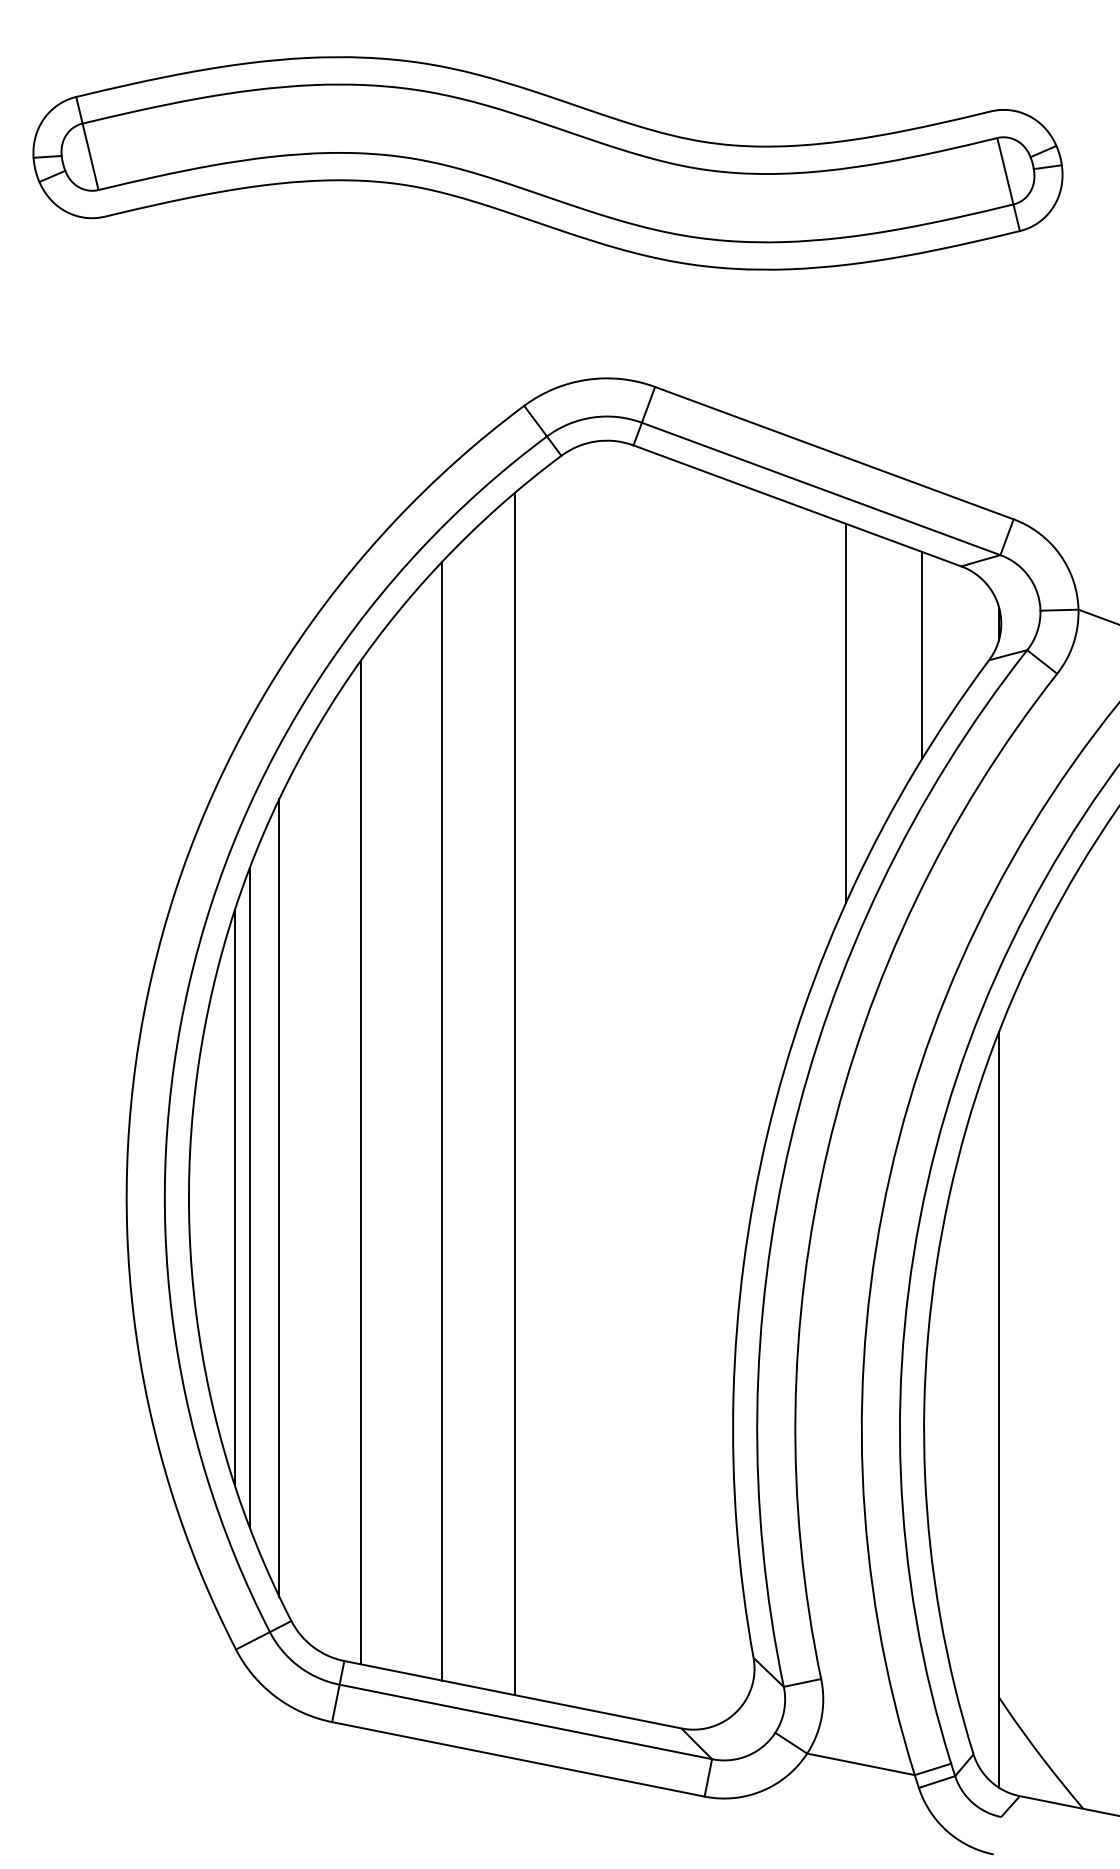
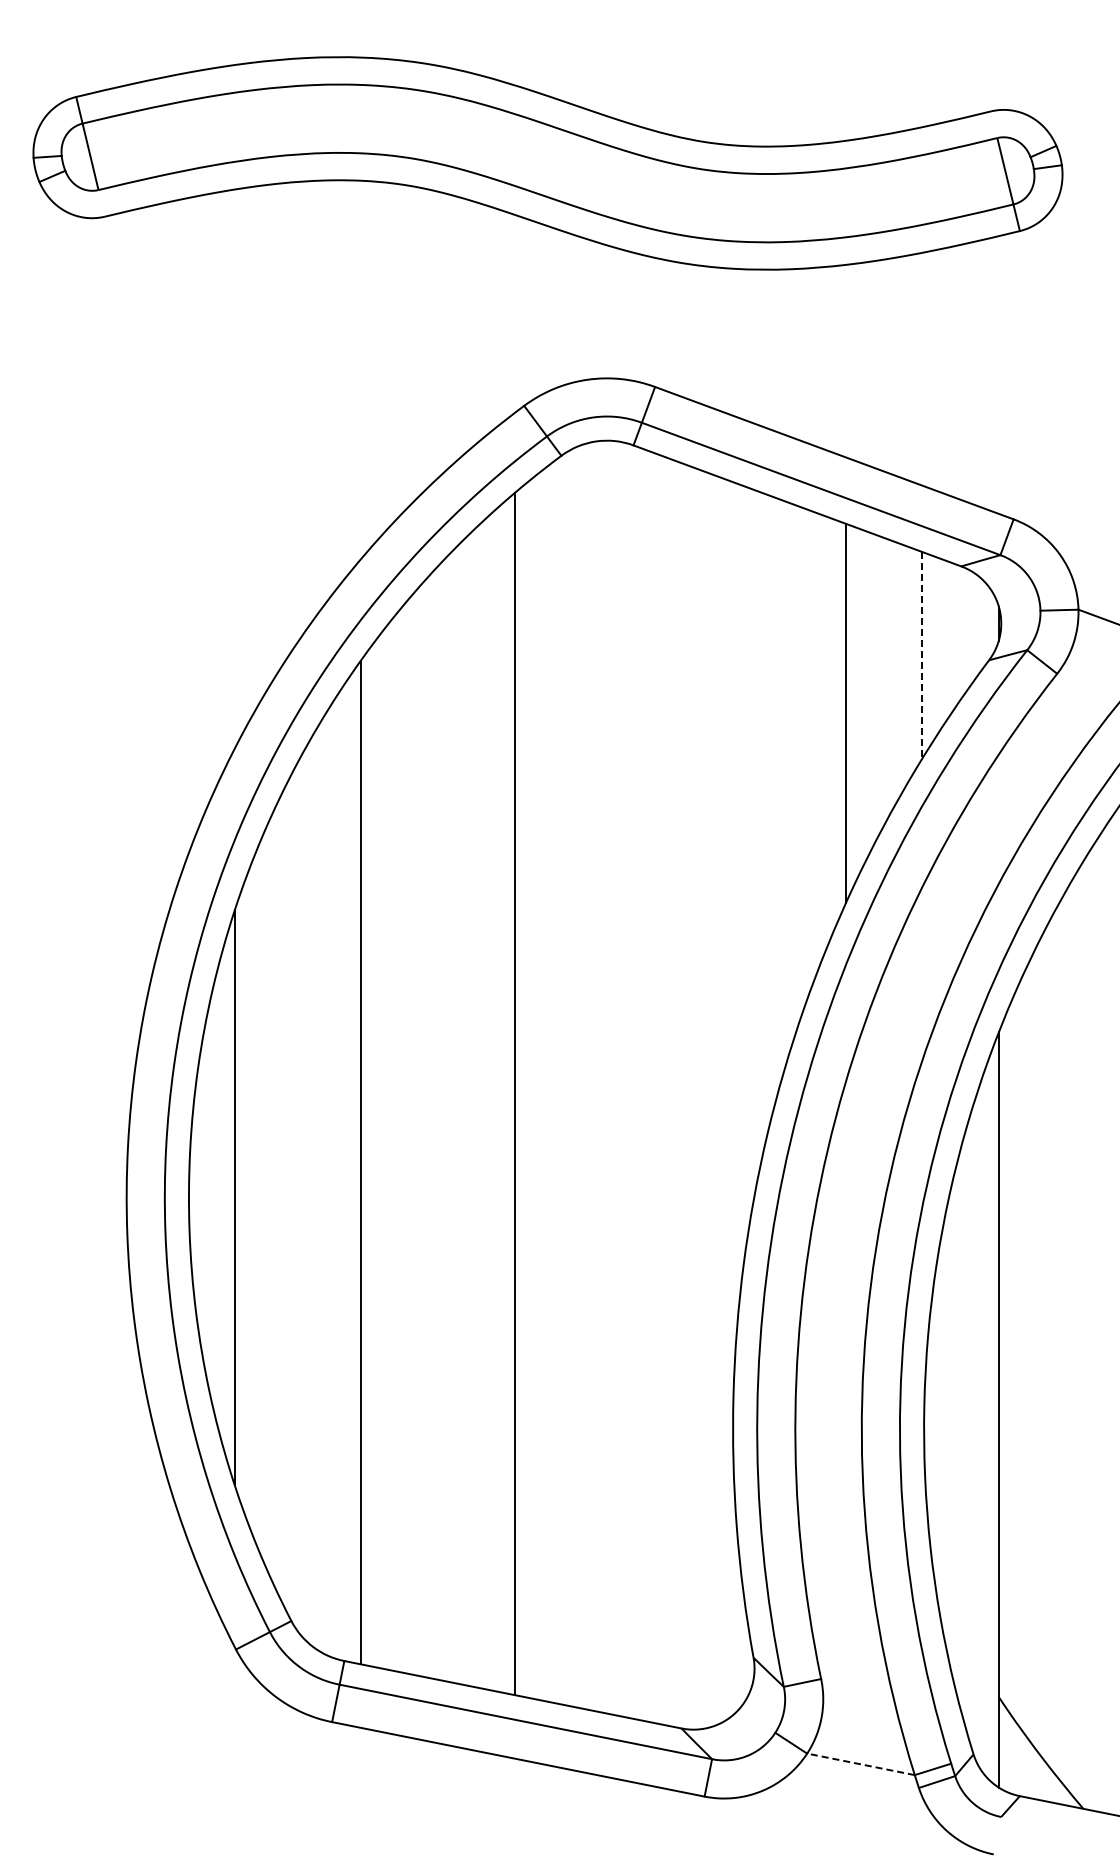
line: solid -> dashed (922, 655)
line: present -> none (442, 1120)
line: present -> none (249, 1197)
line: present -> none (279, 1197)
line: solid -> dashed (860, 1764)
